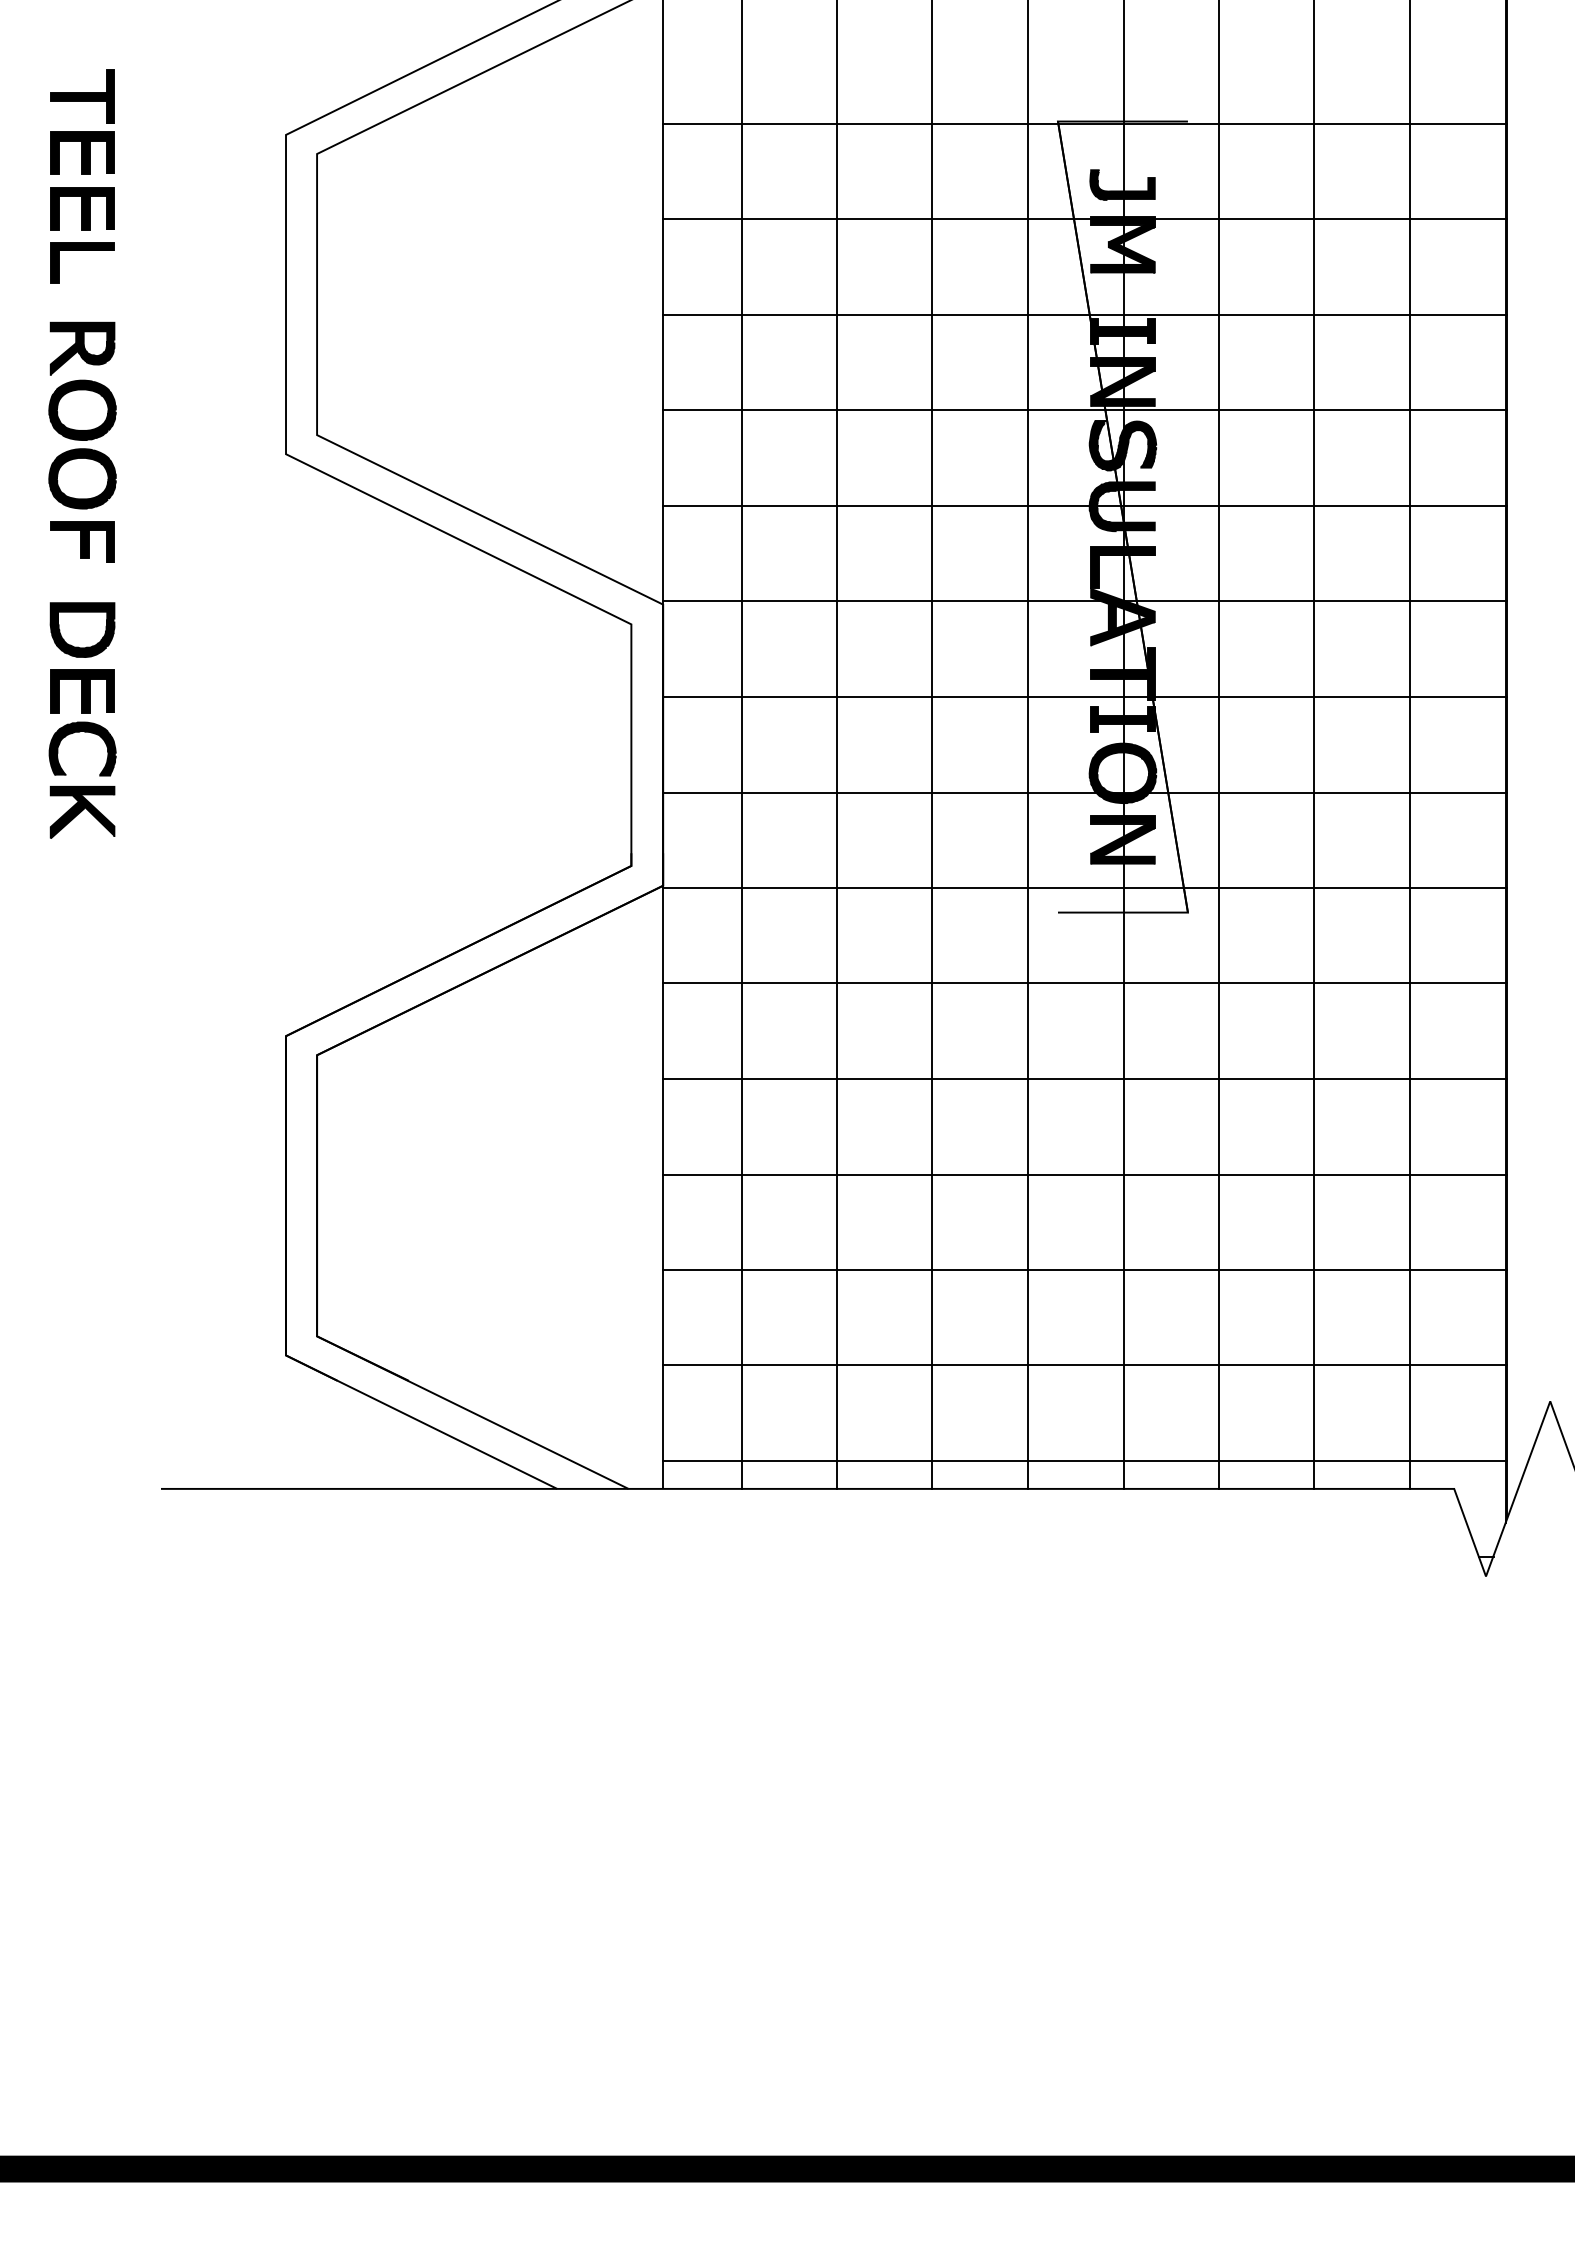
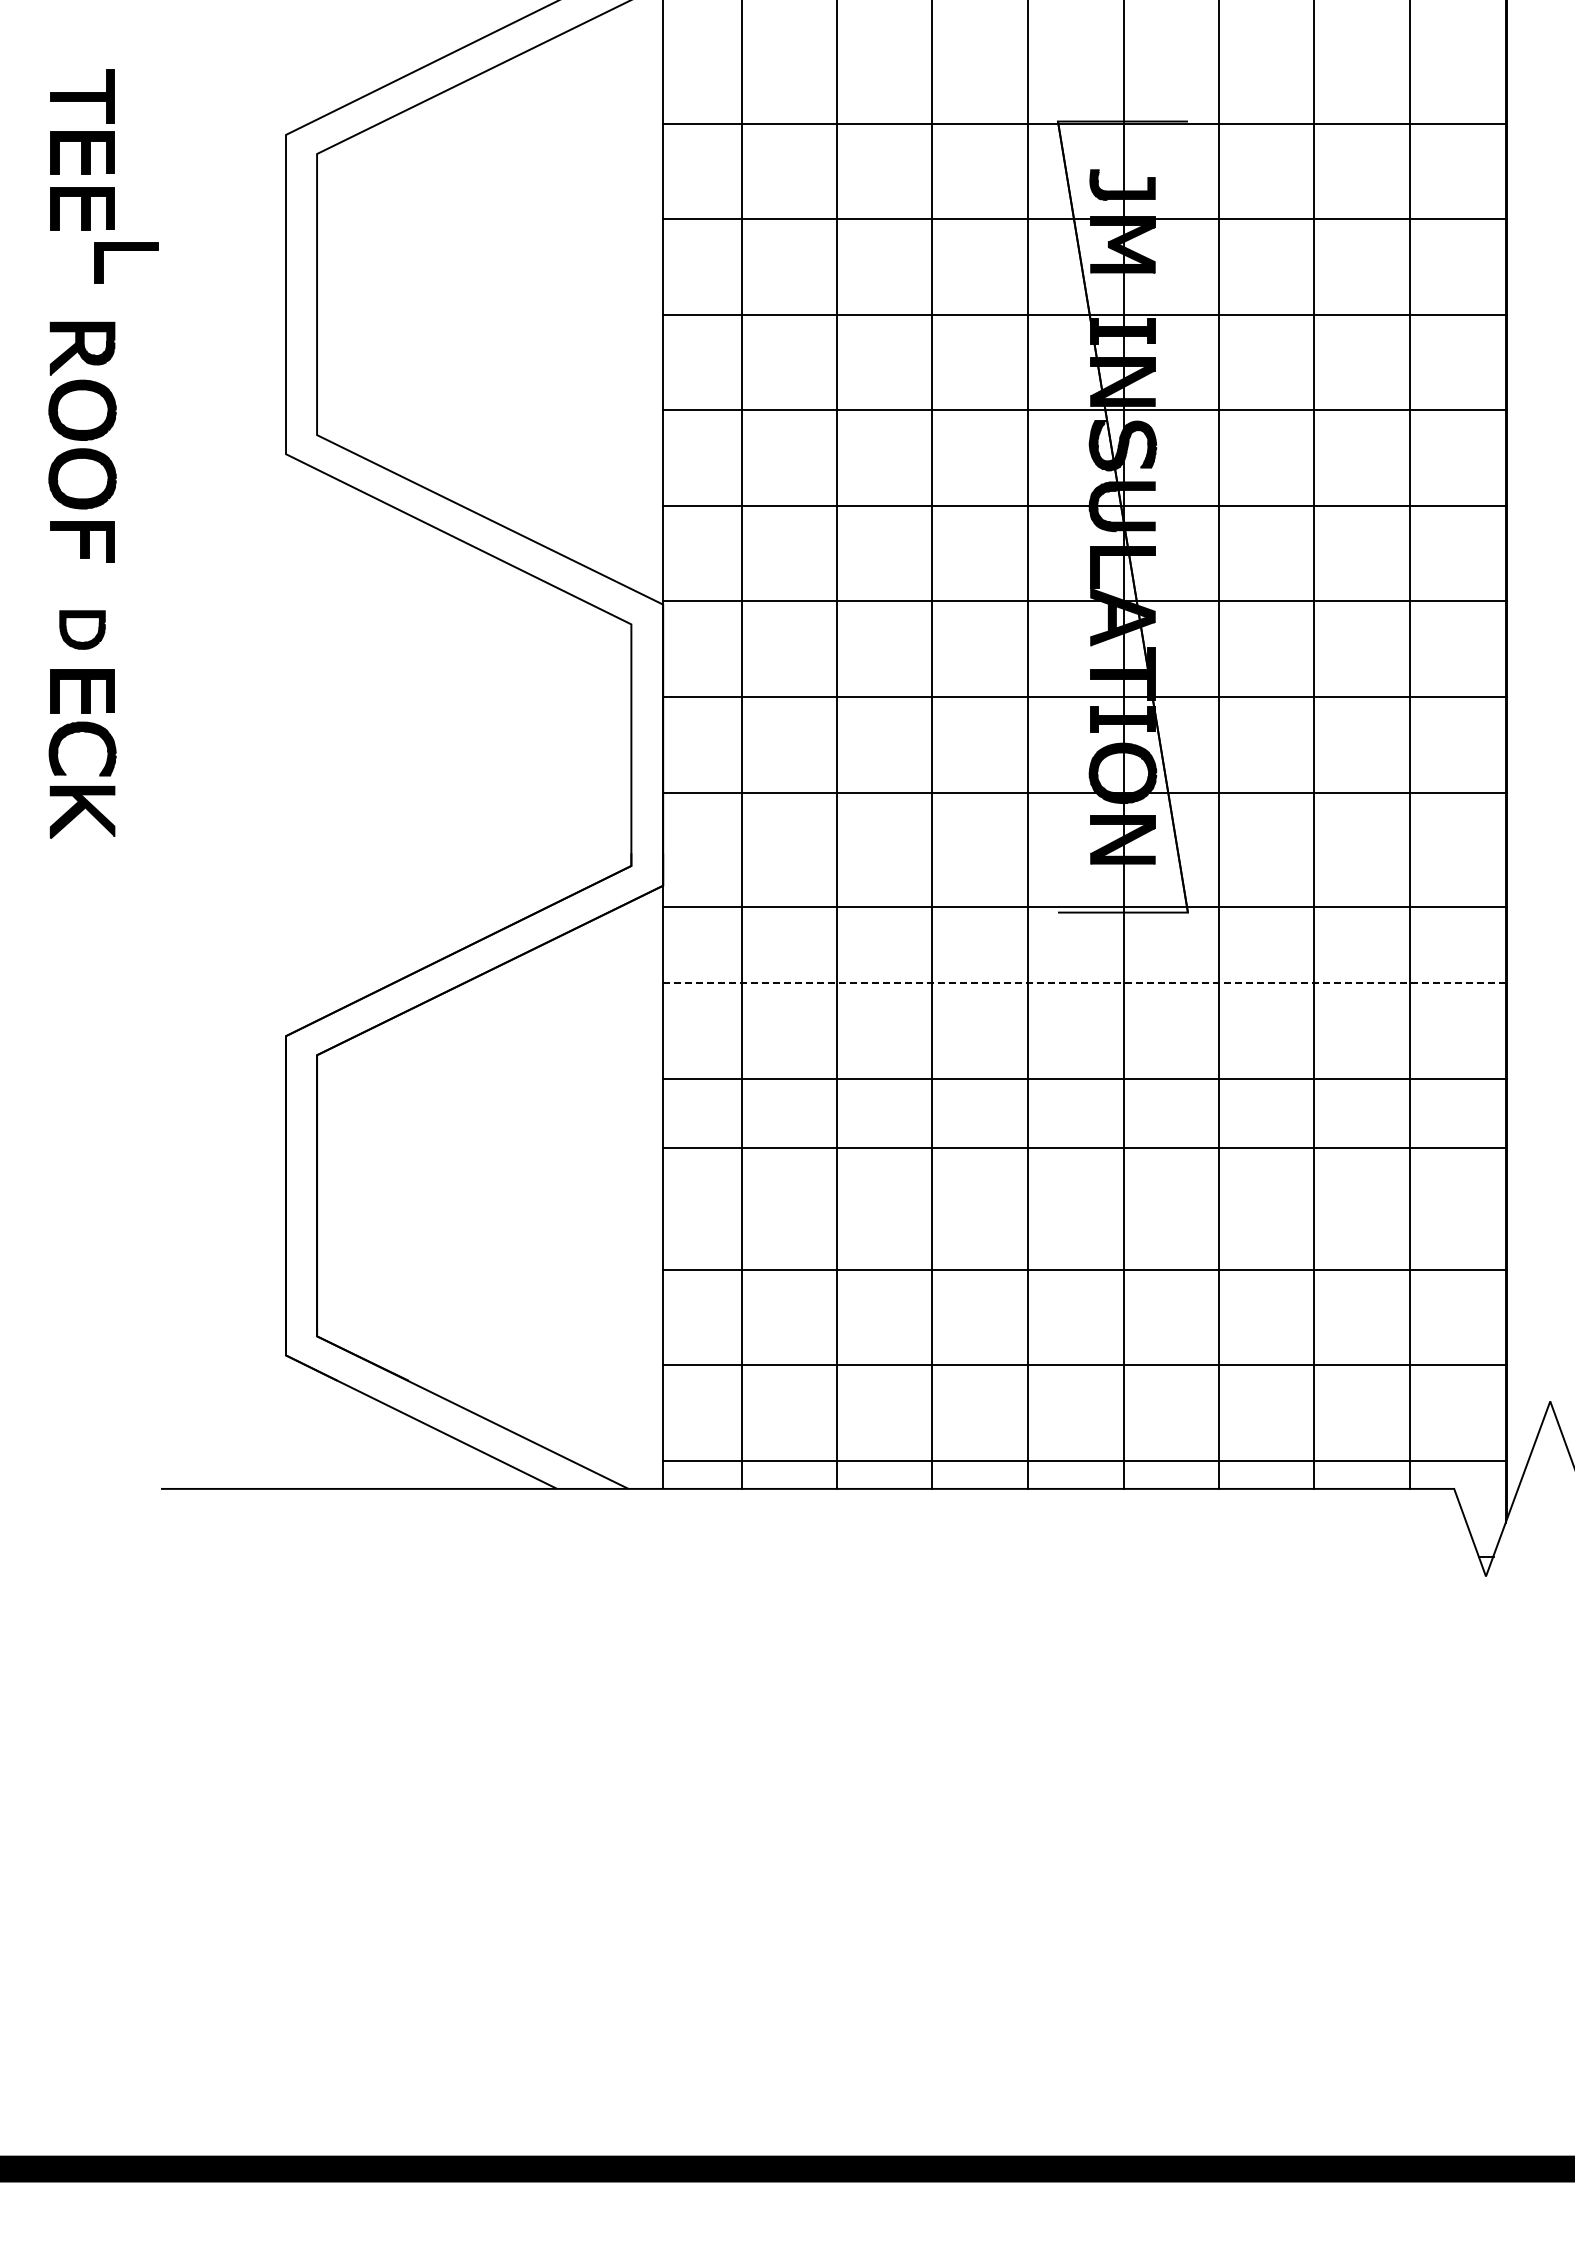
part position: (82, 250) -> (126, 250) (126, 250)
part size: 67x56 px -> 47x40 px (82, 629)
line position: (1085, 887) -> (1085, 906) (1085, 906)
line: solid -> dashed (1085, 983)
line position: (1085, 1174) -> (1085, 1147) (1085, 1147)
